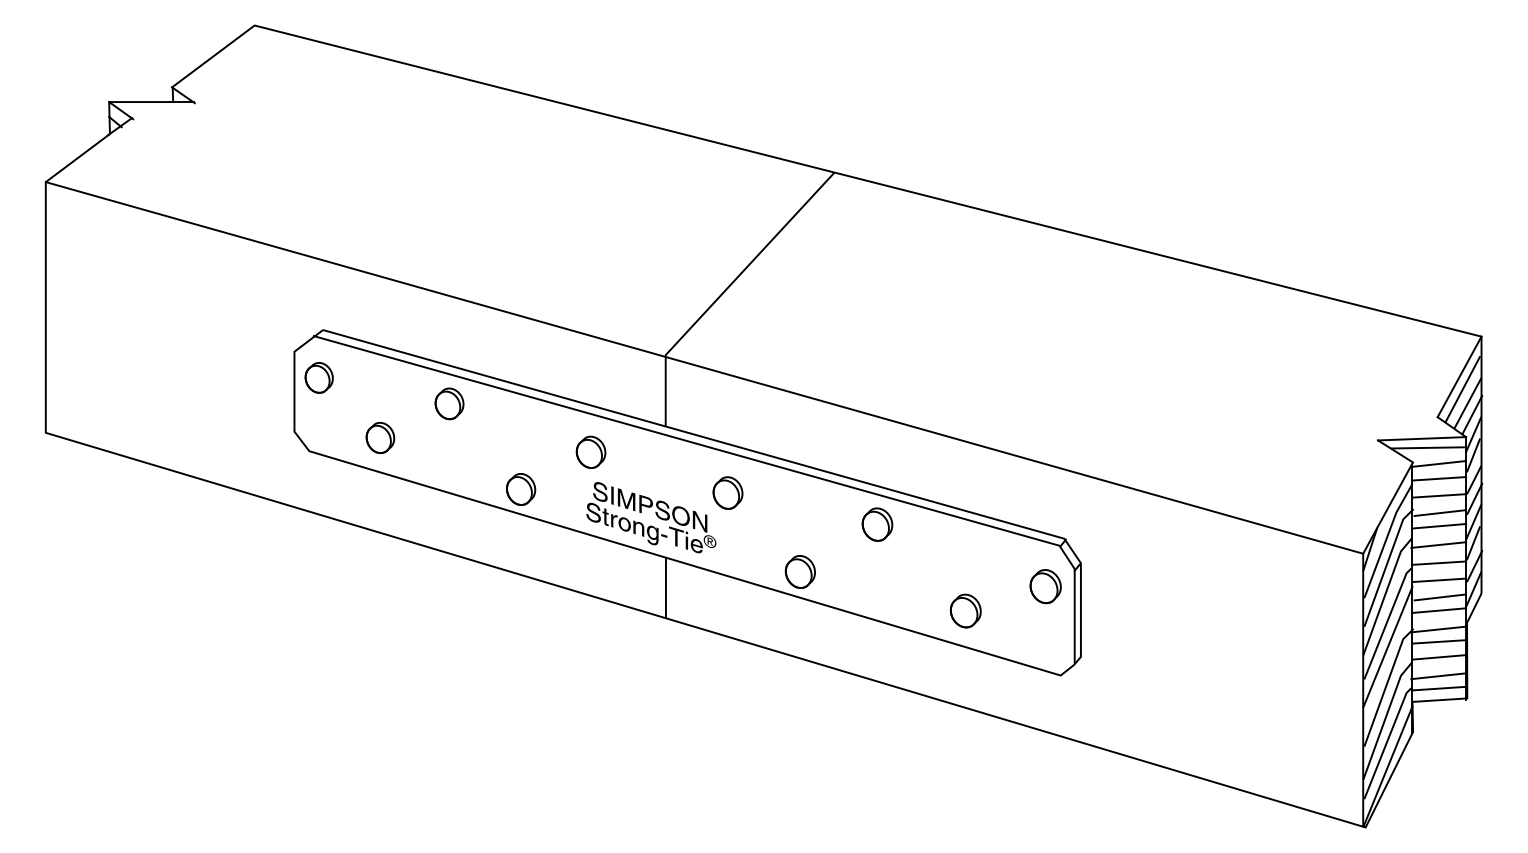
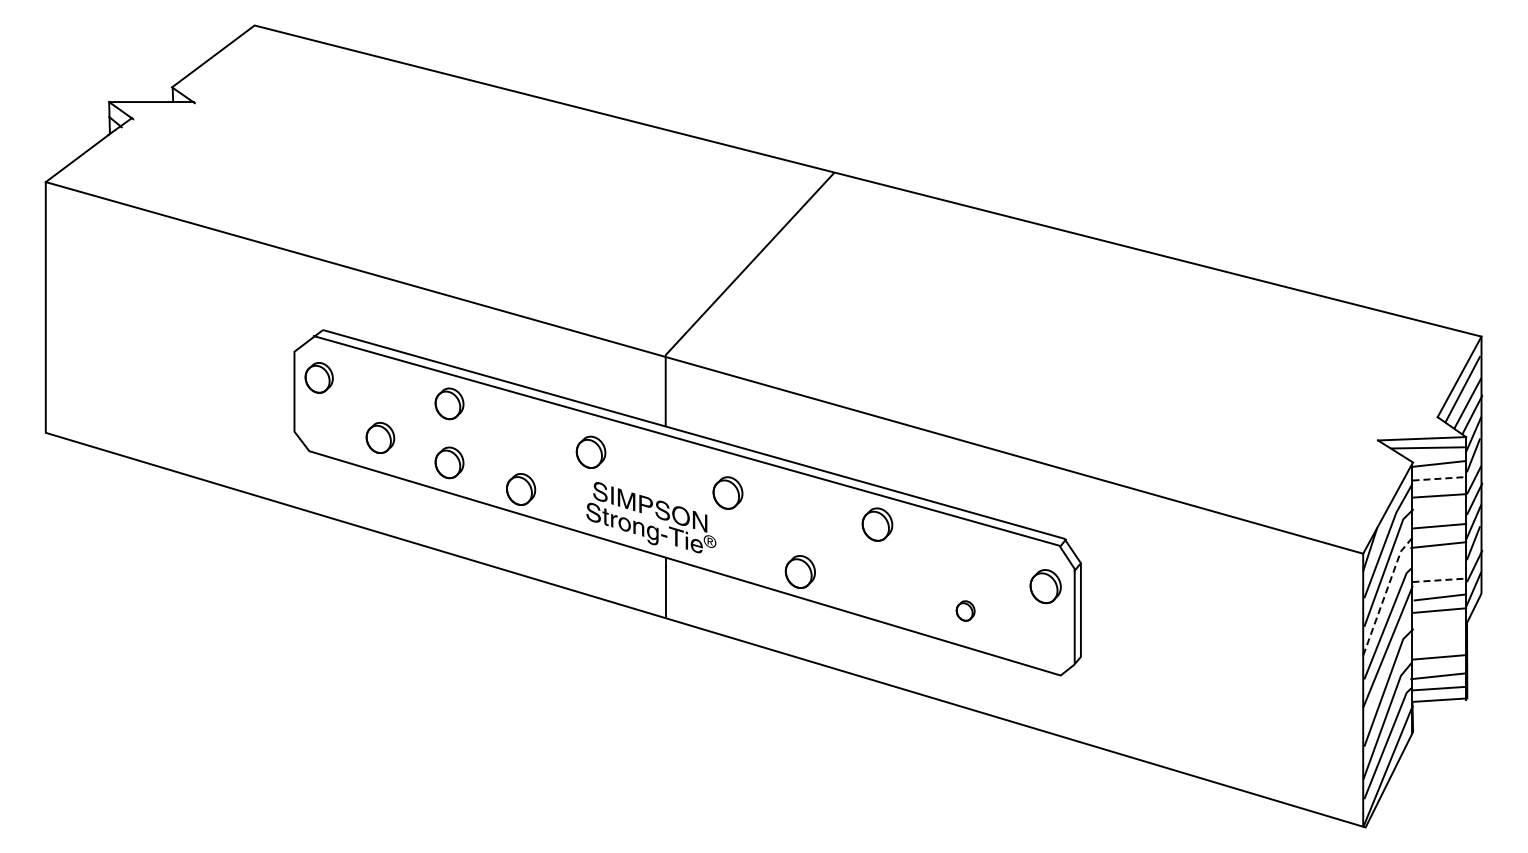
part: none -> present (449, 462)
line: solid -> dashed (1439, 478)
line: present -> none (1439, 512)
line: present -> none (1439, 562)
line: solid -> dashed (1439, 580)
line: solid -> dashed (1385, 594)
part size: 33x36 px -> 21x22 px (965, 610)
line: present -> none (1438, 629)
line: present -> none (1438, 641)
